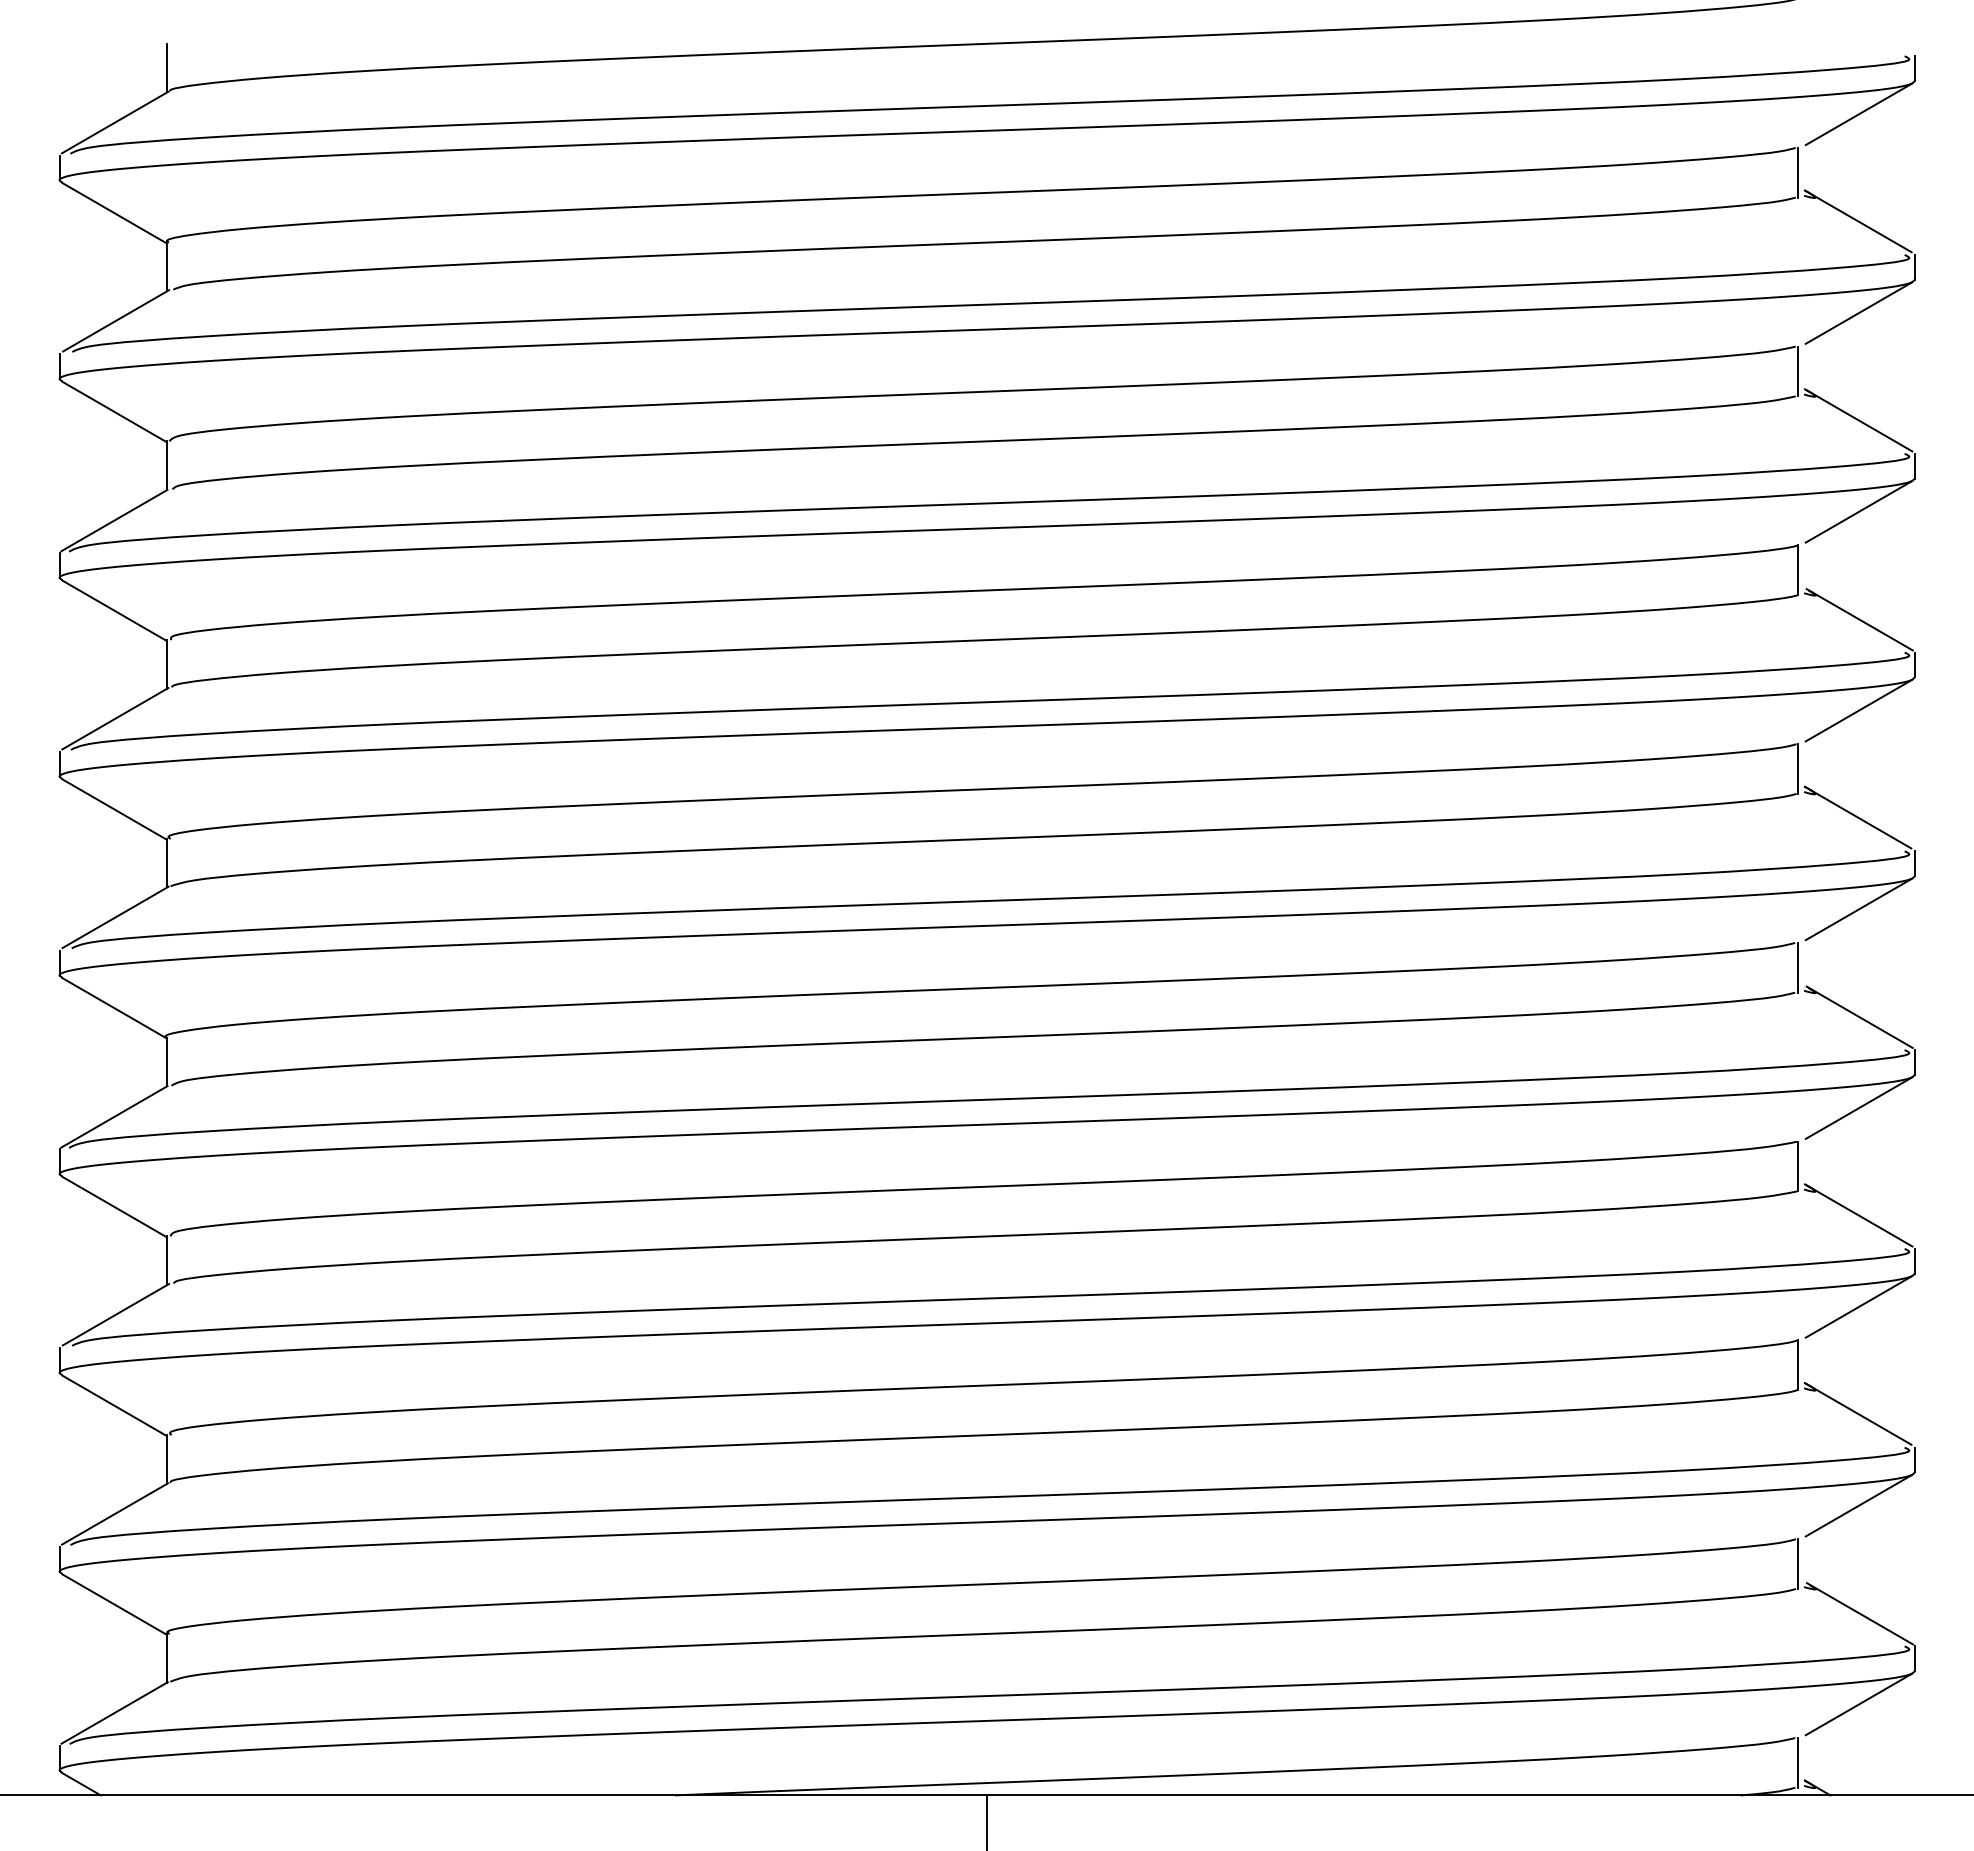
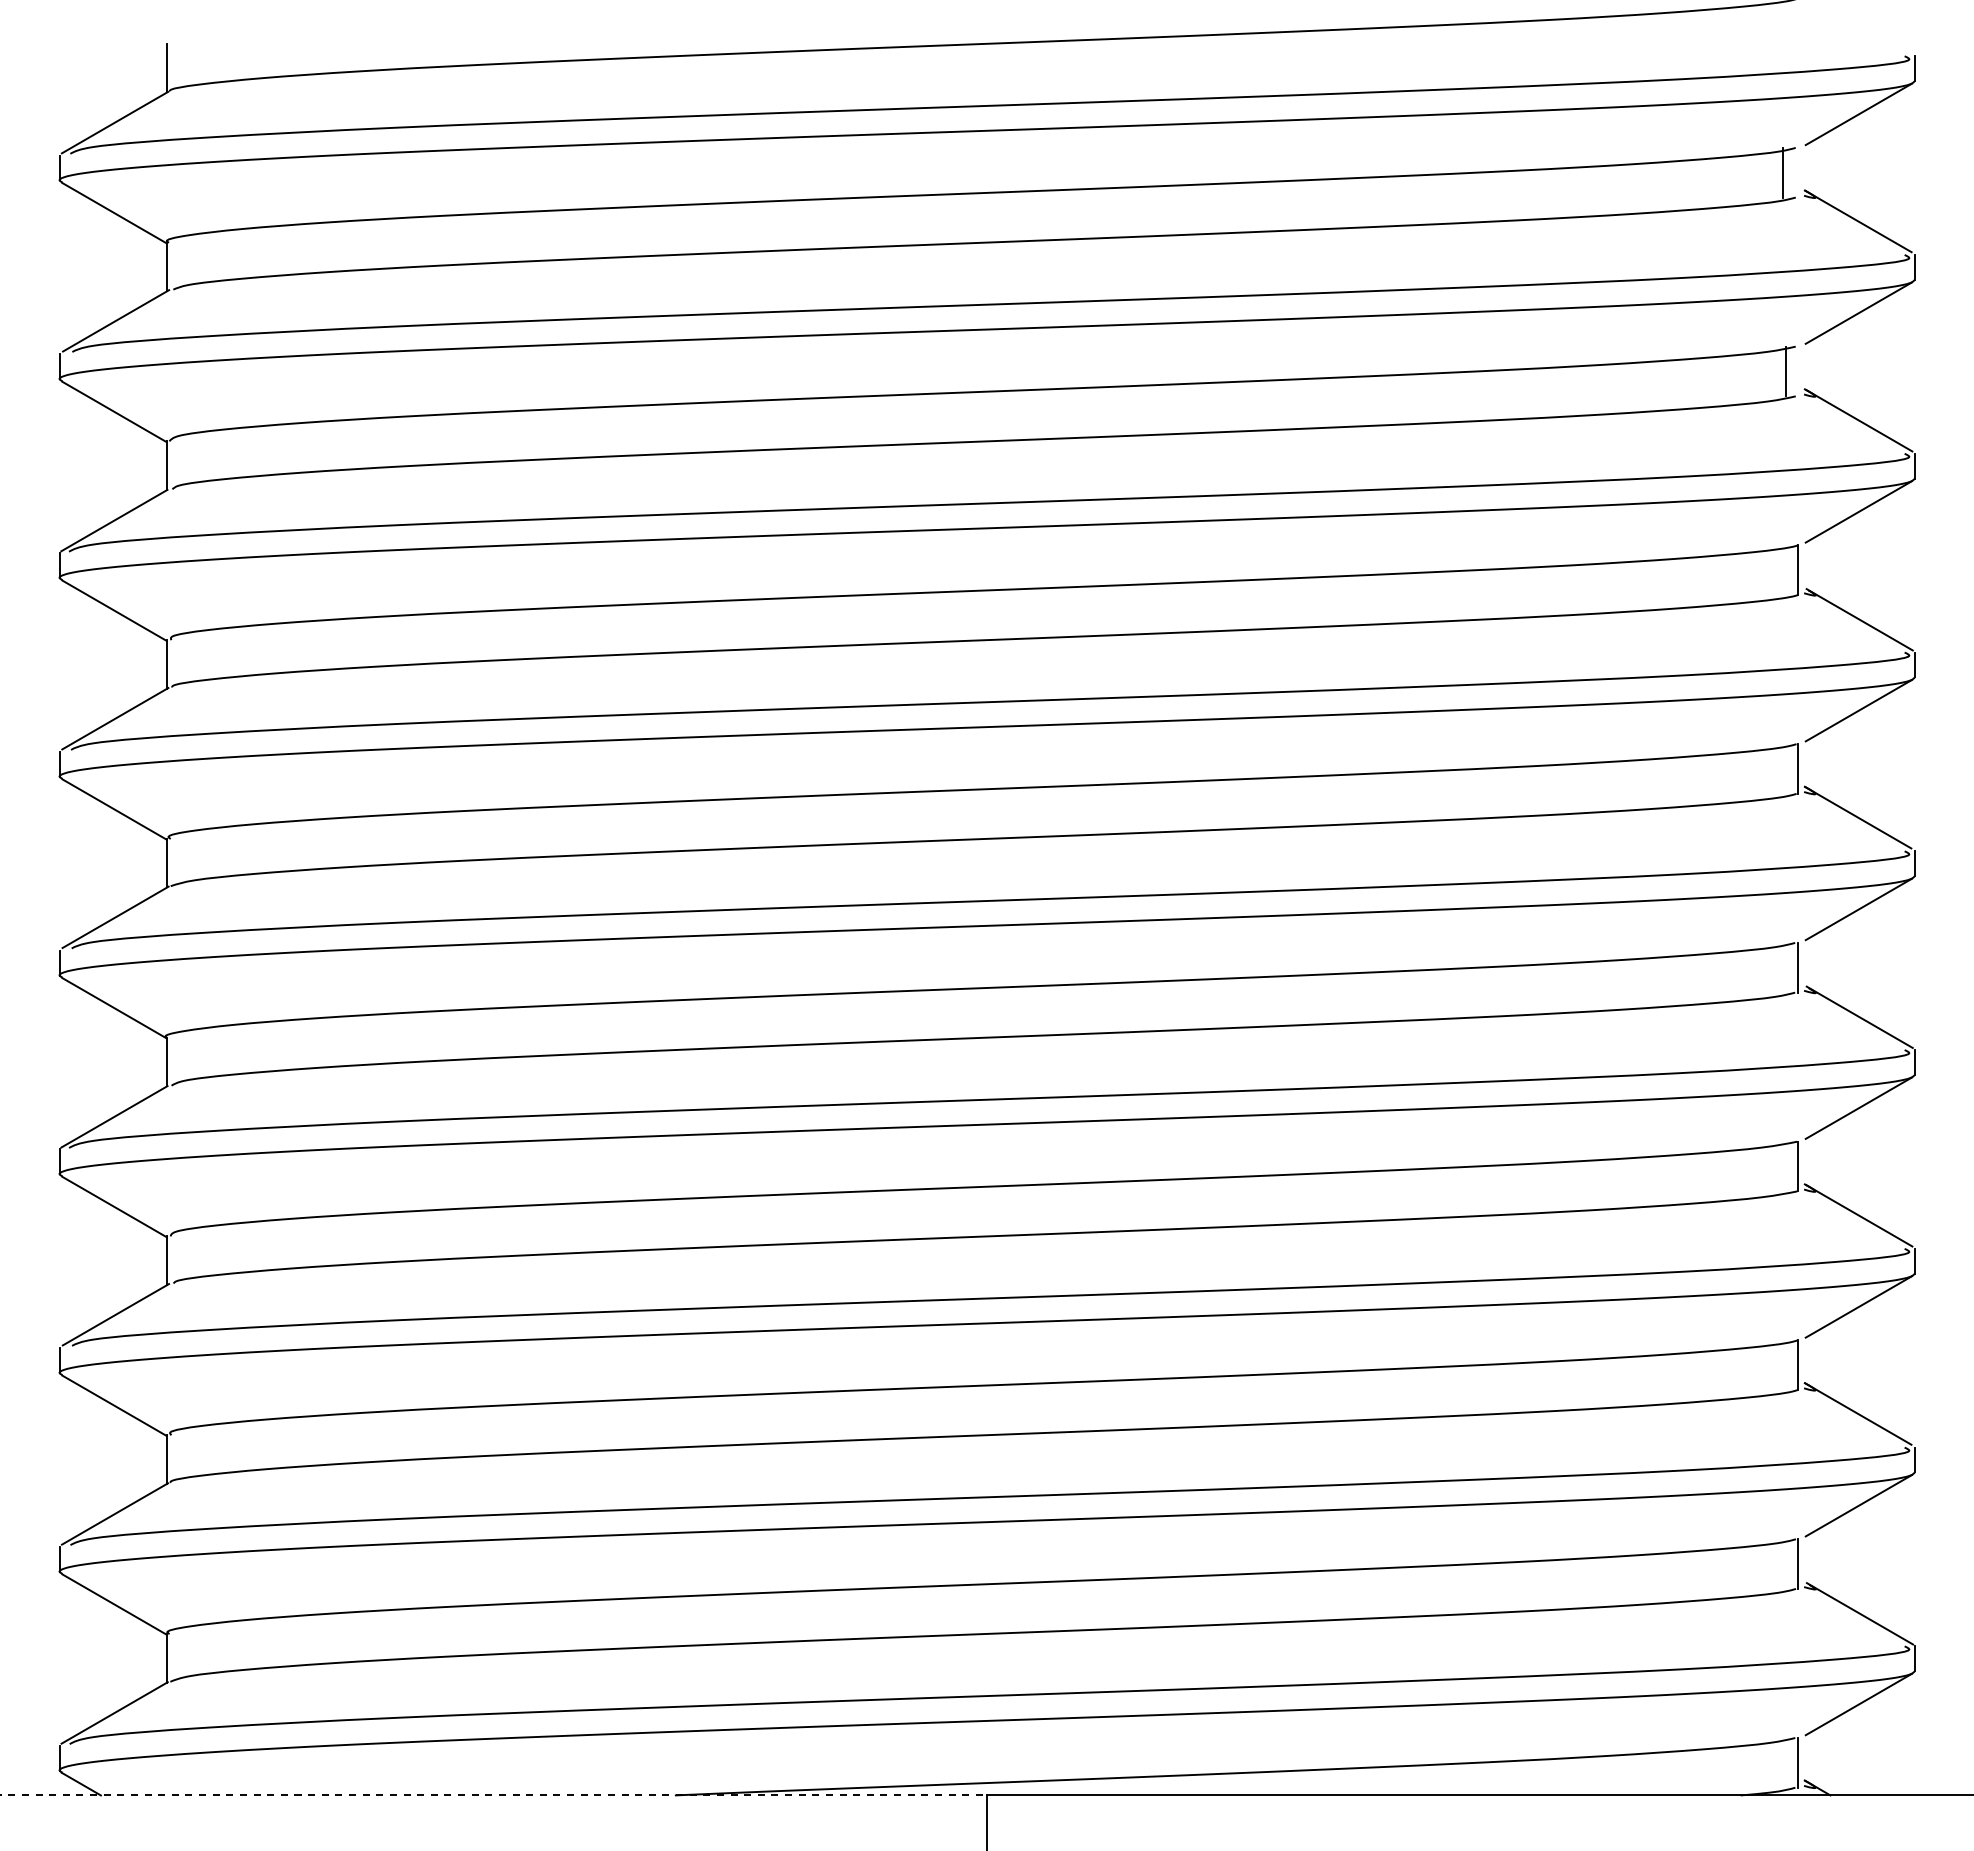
line position: (1798, 172) -> (1783, 172) (1783, 172)
line position: (1798, 371) -> (1786, 371) (1786, 371)
line: solid -> dashed (494, 1795)
